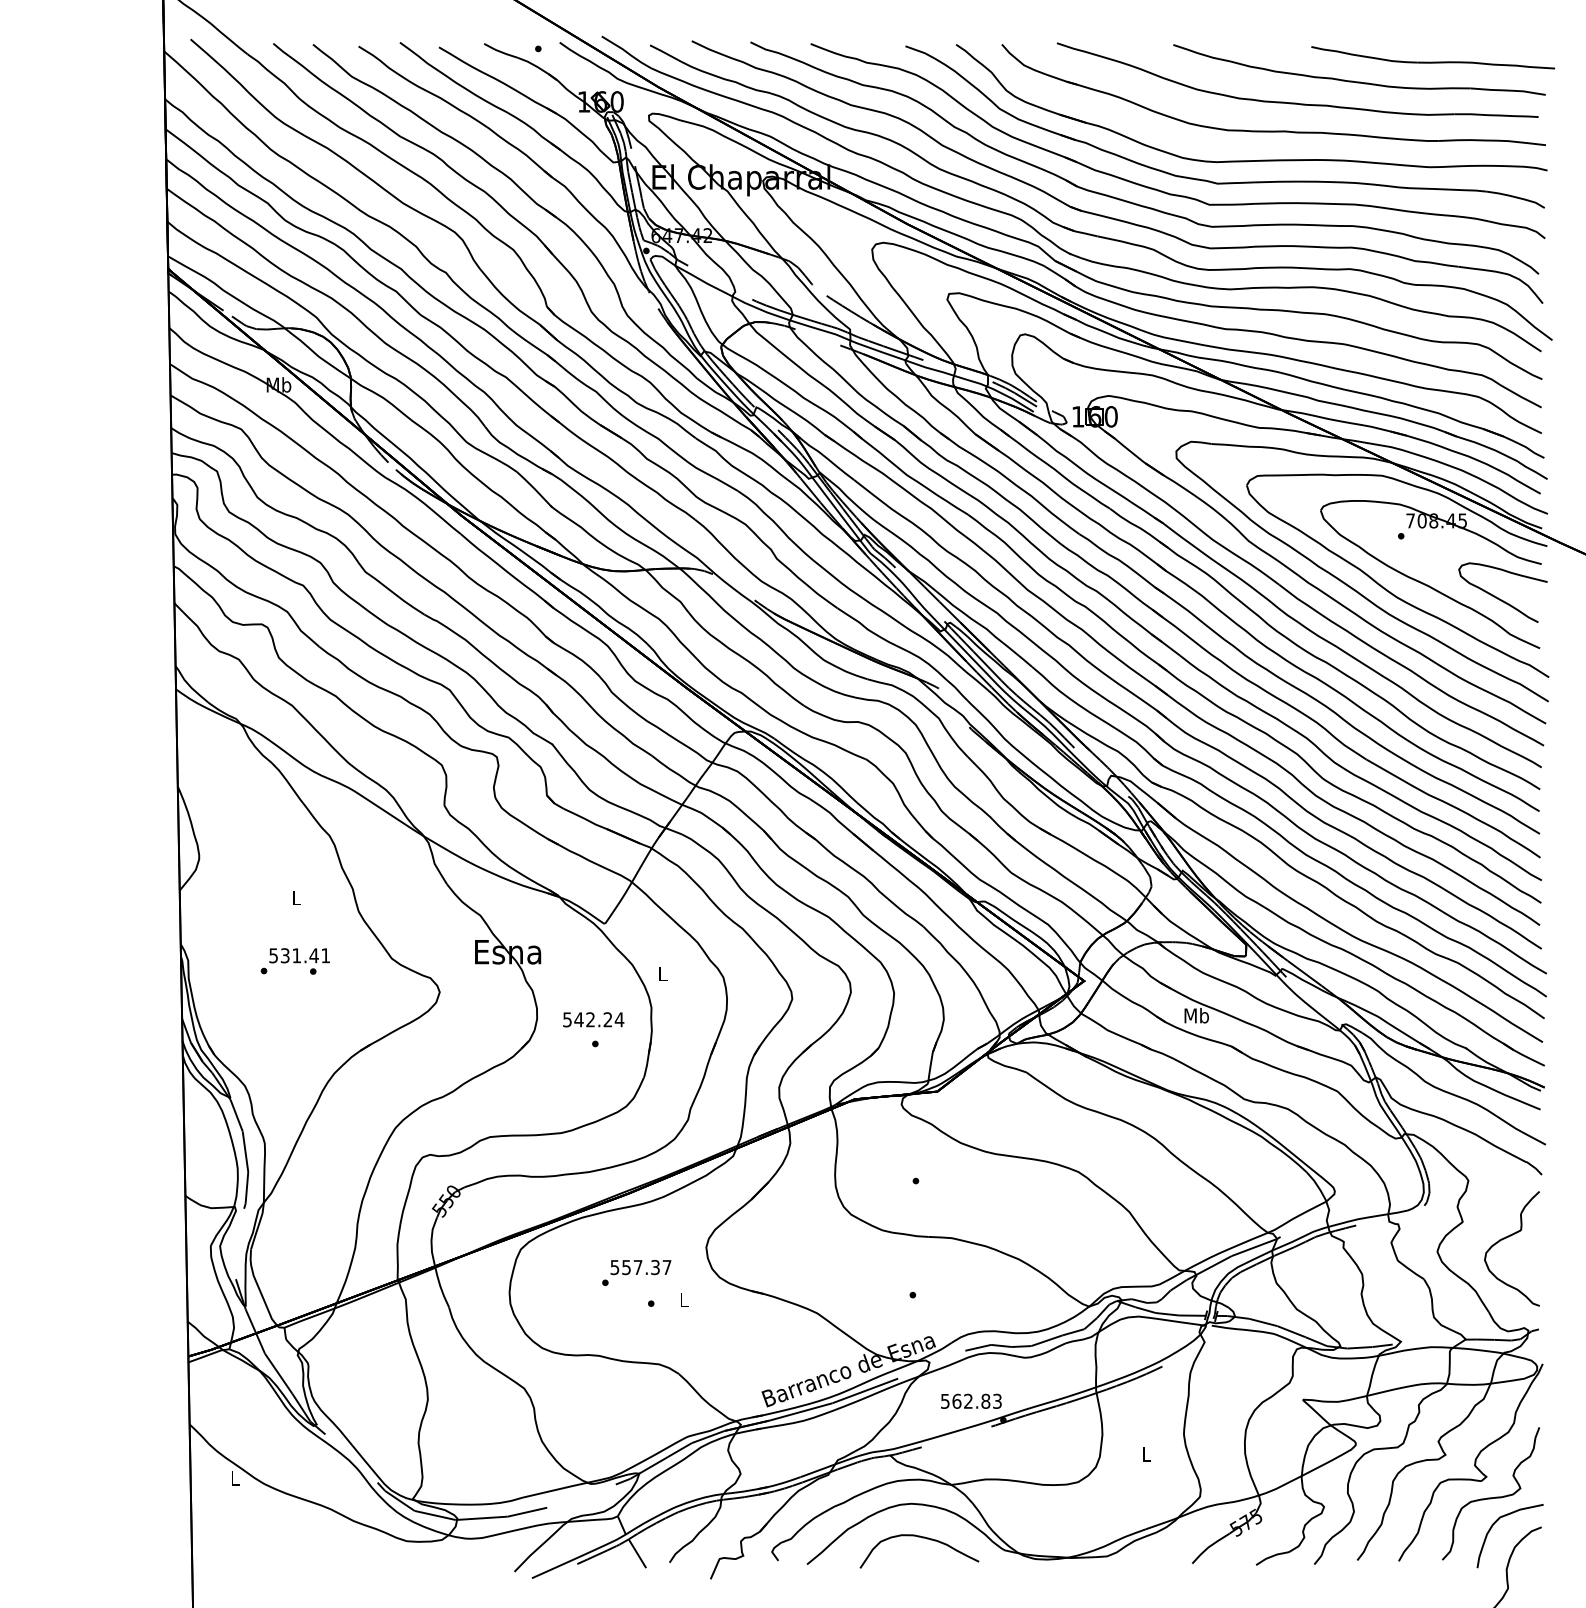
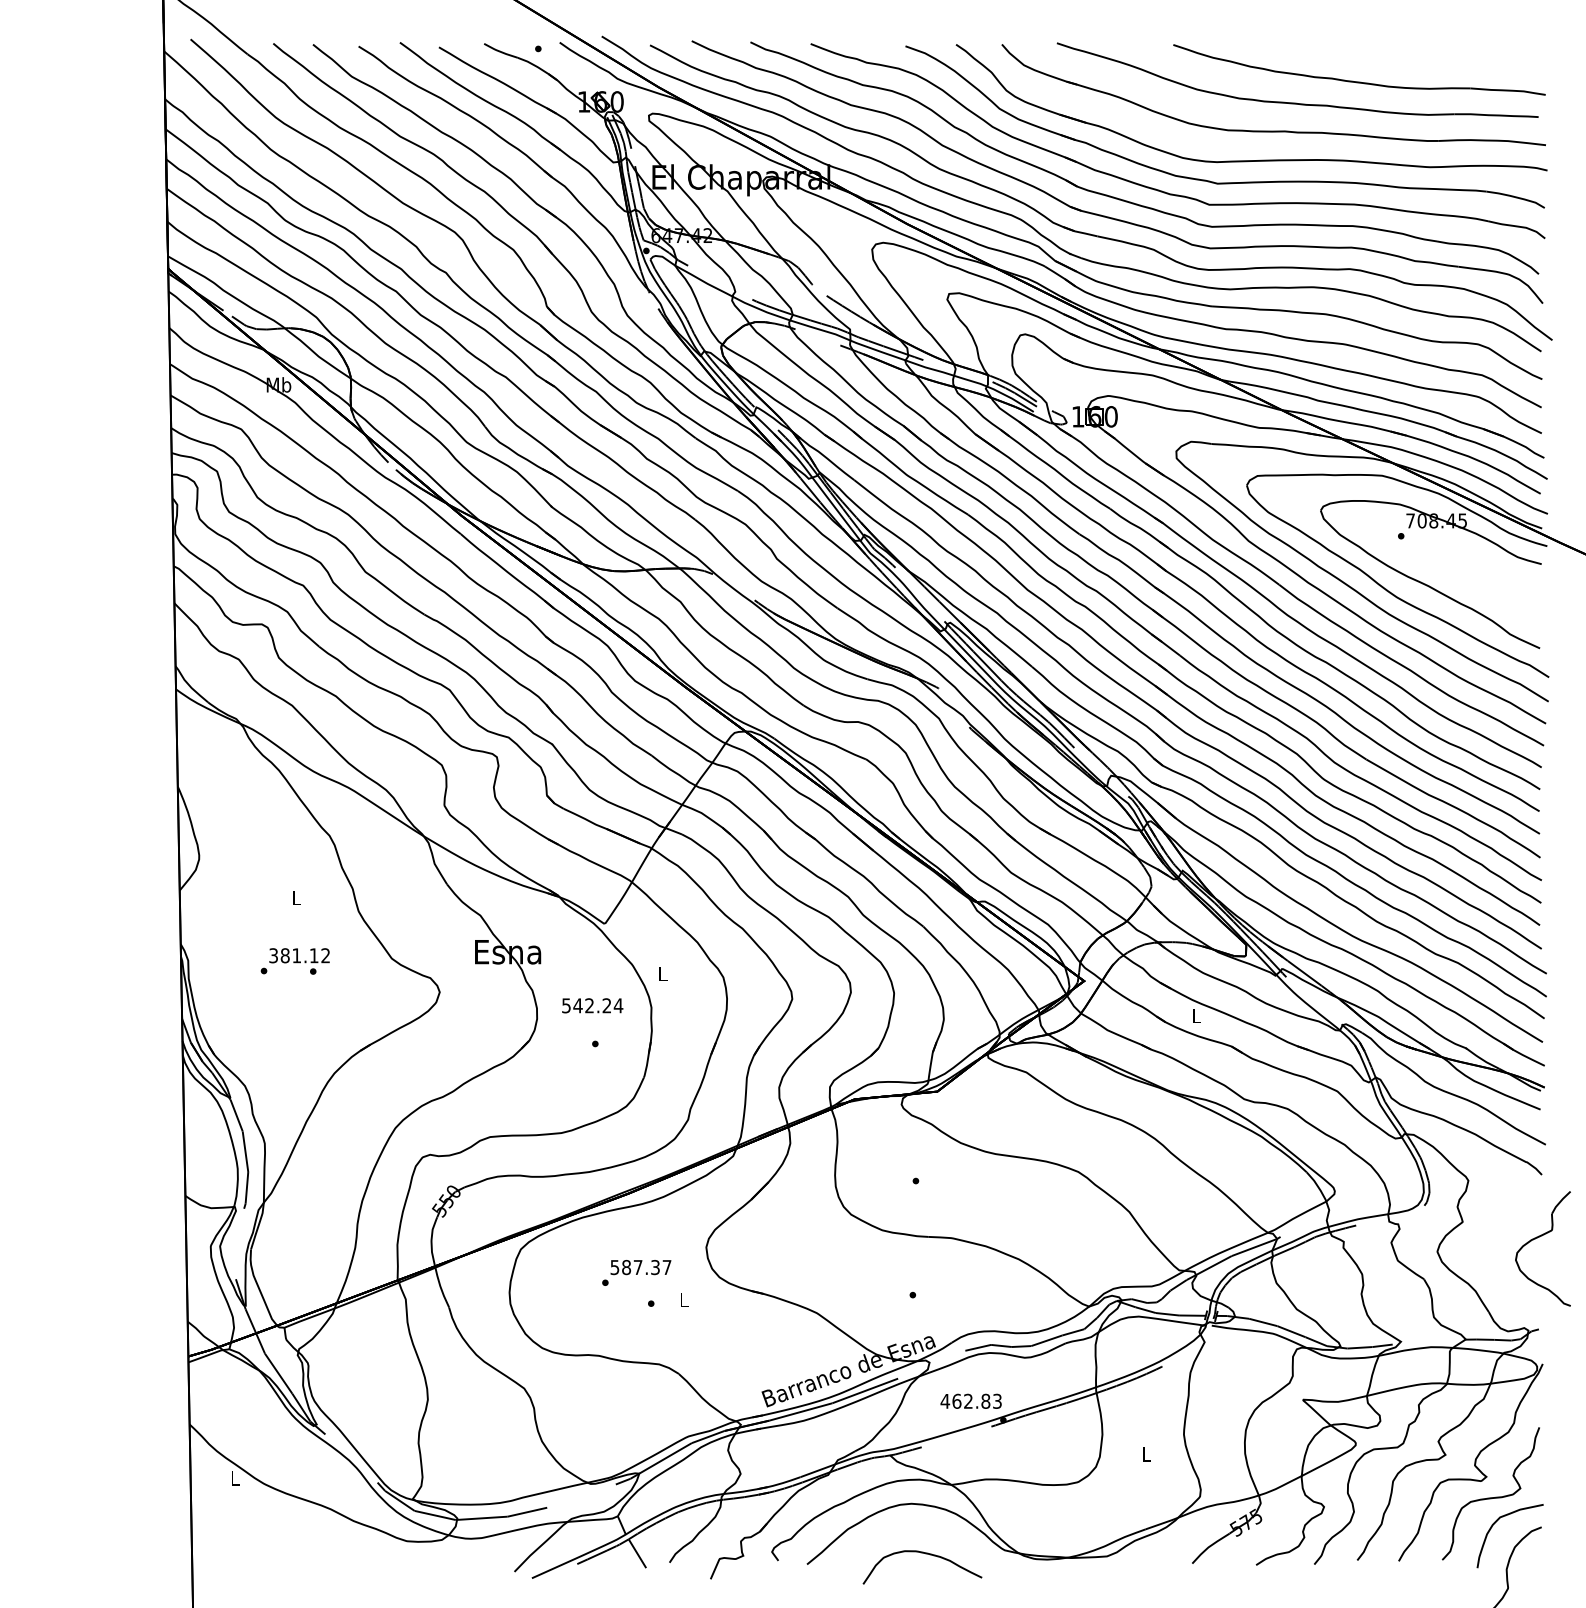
part: present -> none (1432, 57)
curve: present -> none (1500, 598)
text: 531.41 -> 381.12 (299, 955)
text: Mb -> L (1196, 1015)
text position: (593, 1019) -> (592, 1005) (592, 1005)
part position: (1506, 1238) -> (1537, 1238) (1537, 1238)
text: 557.37 -> 587.37 (626, 1267)
text: 562.83 -> 462.83 (945, 1401)
curve position: (922, 1538) -> (925, 1554) (925, 1554)
